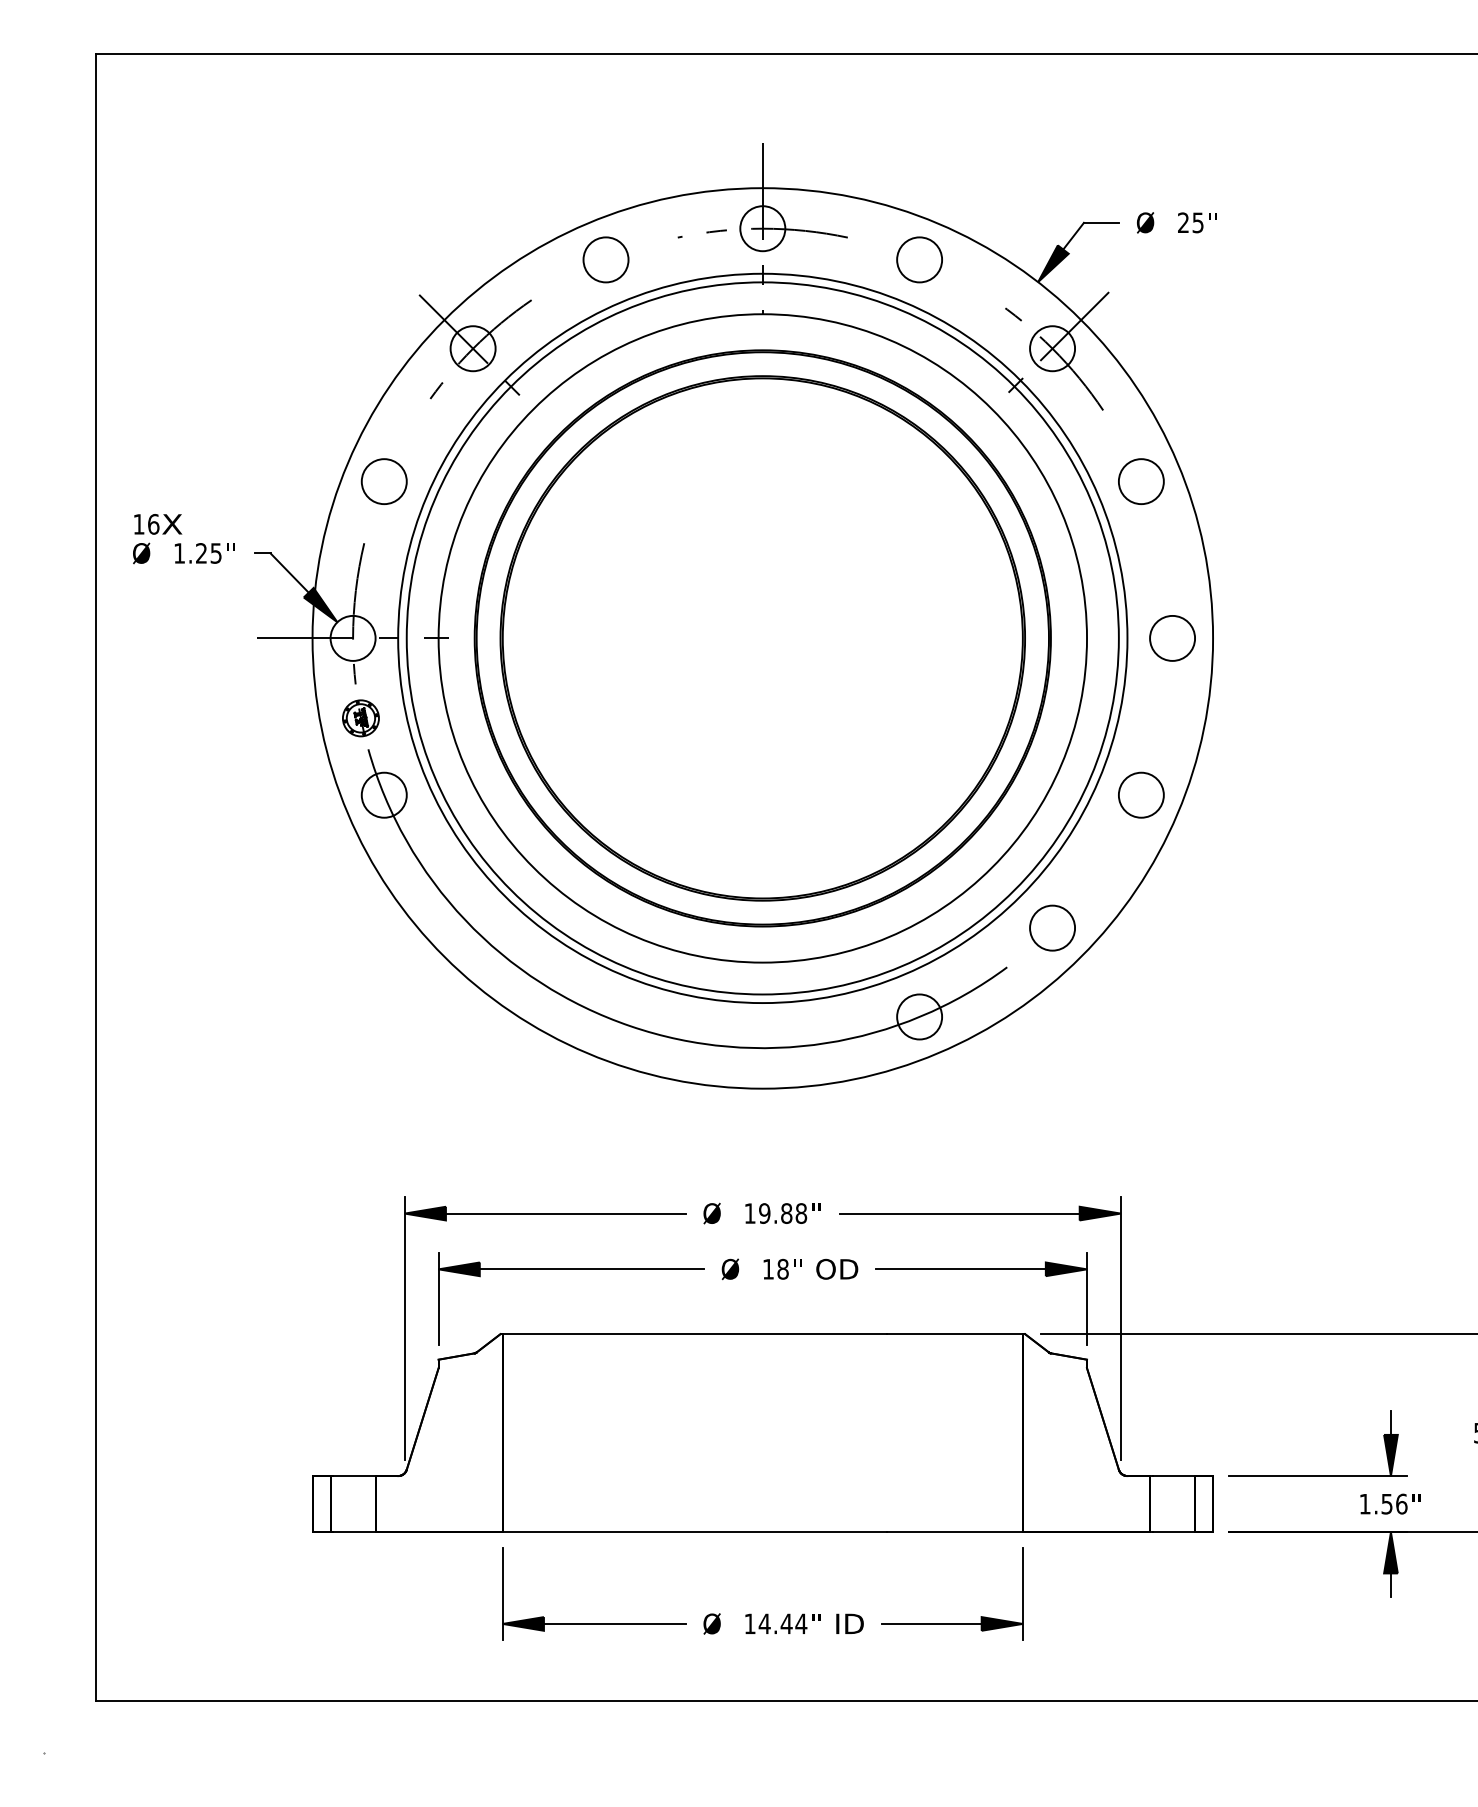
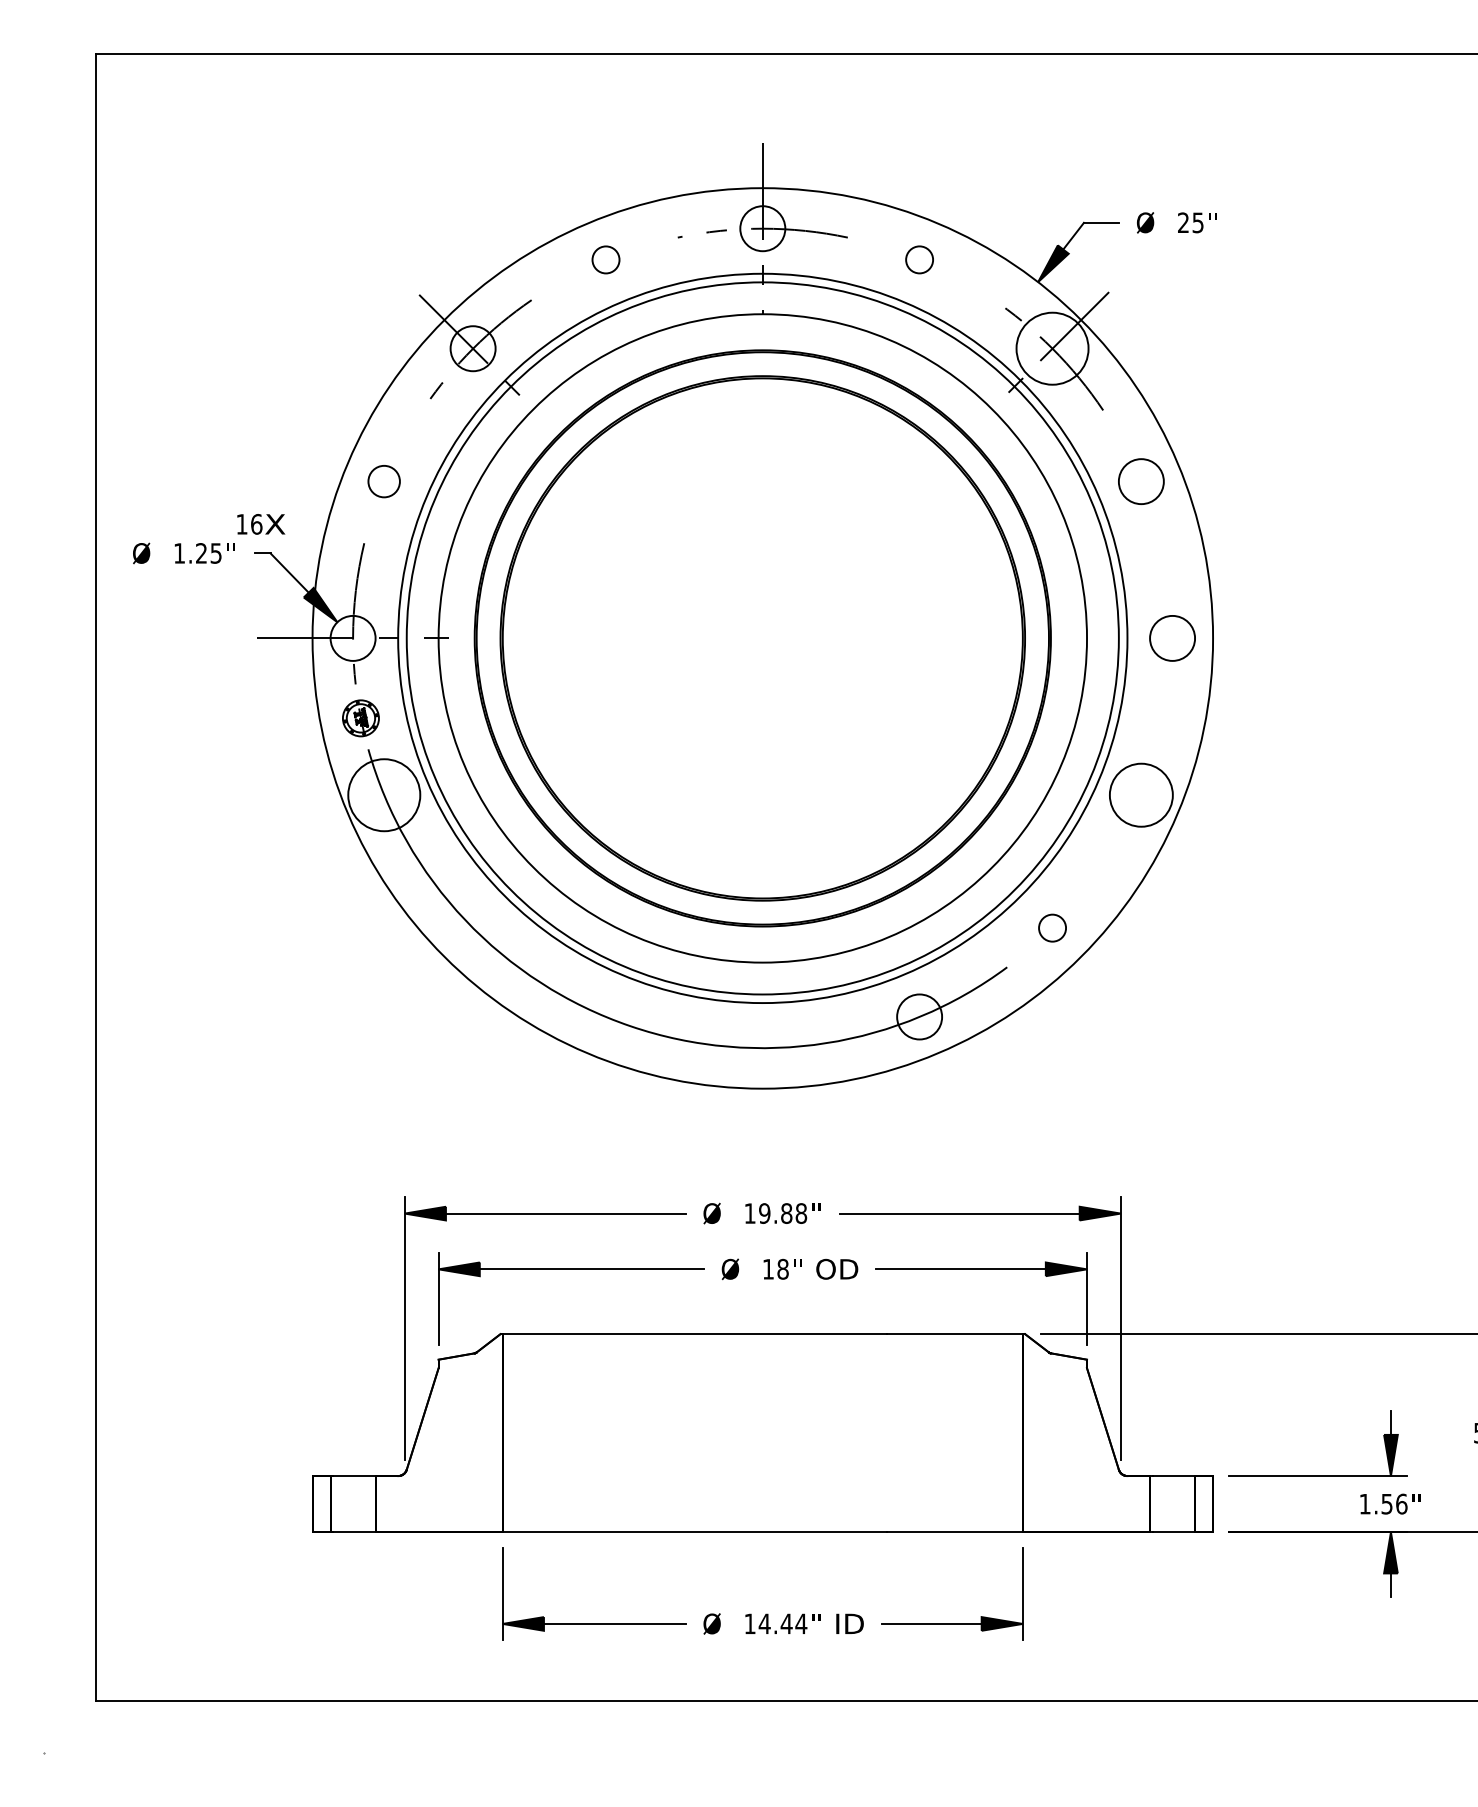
circle size: 48x48 px -> 30x30 px (605, 259)
circle diameter: 45 px -> 27 px (919, 259)
circle diameter: 45 px -> 72 px (1052, 348)
circle size: 48x47 px -> 34x34 px (383, 481)
text position: (158, 524) -> (261, 524) (261, 524)
circle diameter: 45 px -> 72 px (384, 795)
circle diameter: 45 px -> 63 px (1140, 794)
circle diameter: 45 px -> 27 px (1052, 927)
